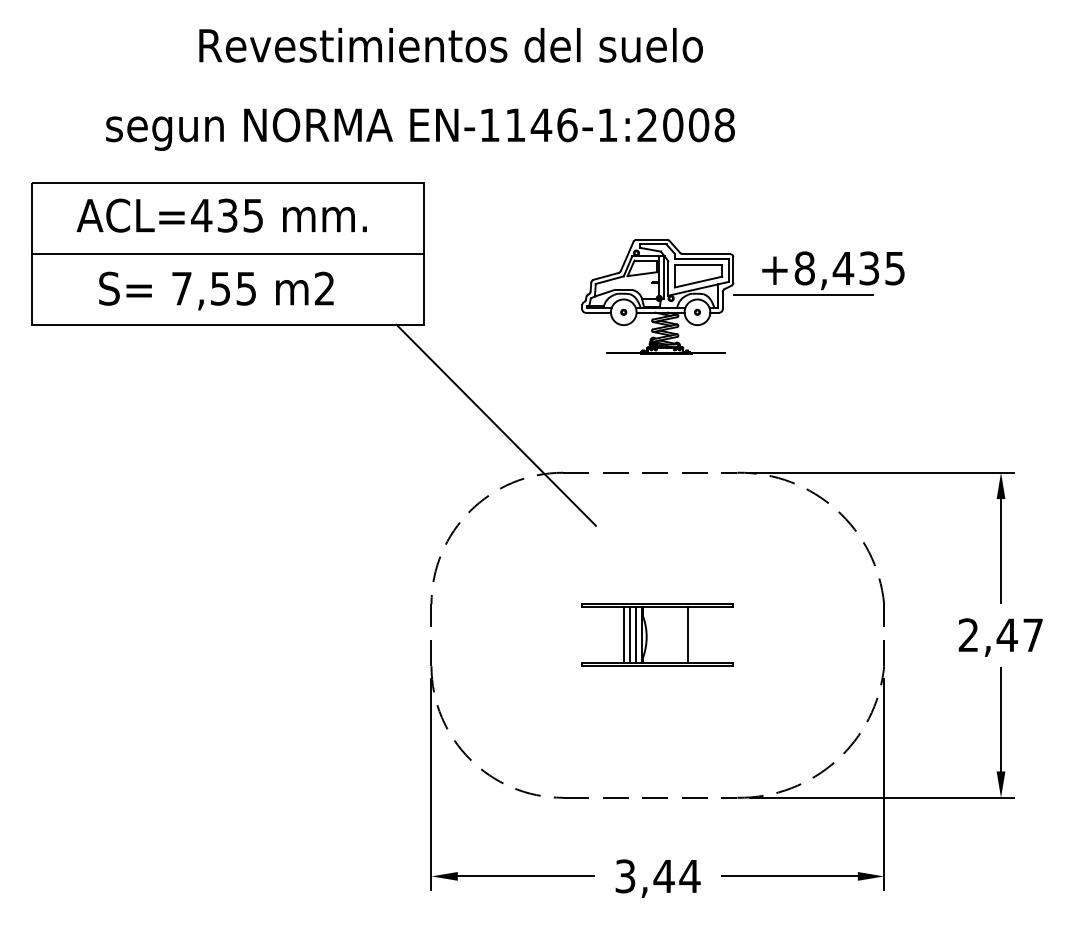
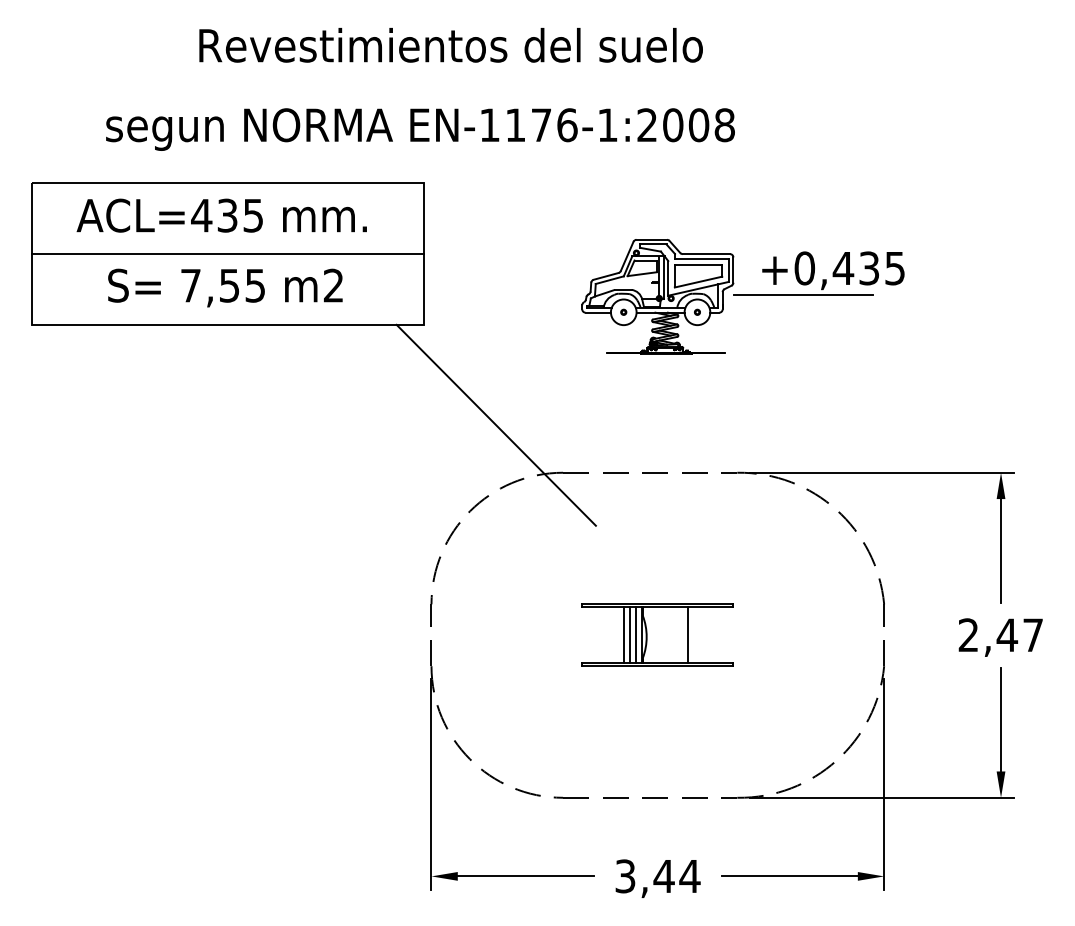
text: EN-1146-1:2008 -> EN-1176-1:2008 (541, 124)
text: +8,435 -> +0,435 (804, 268)
text position: (216, 290) -> (225, 287) (225, 287)
